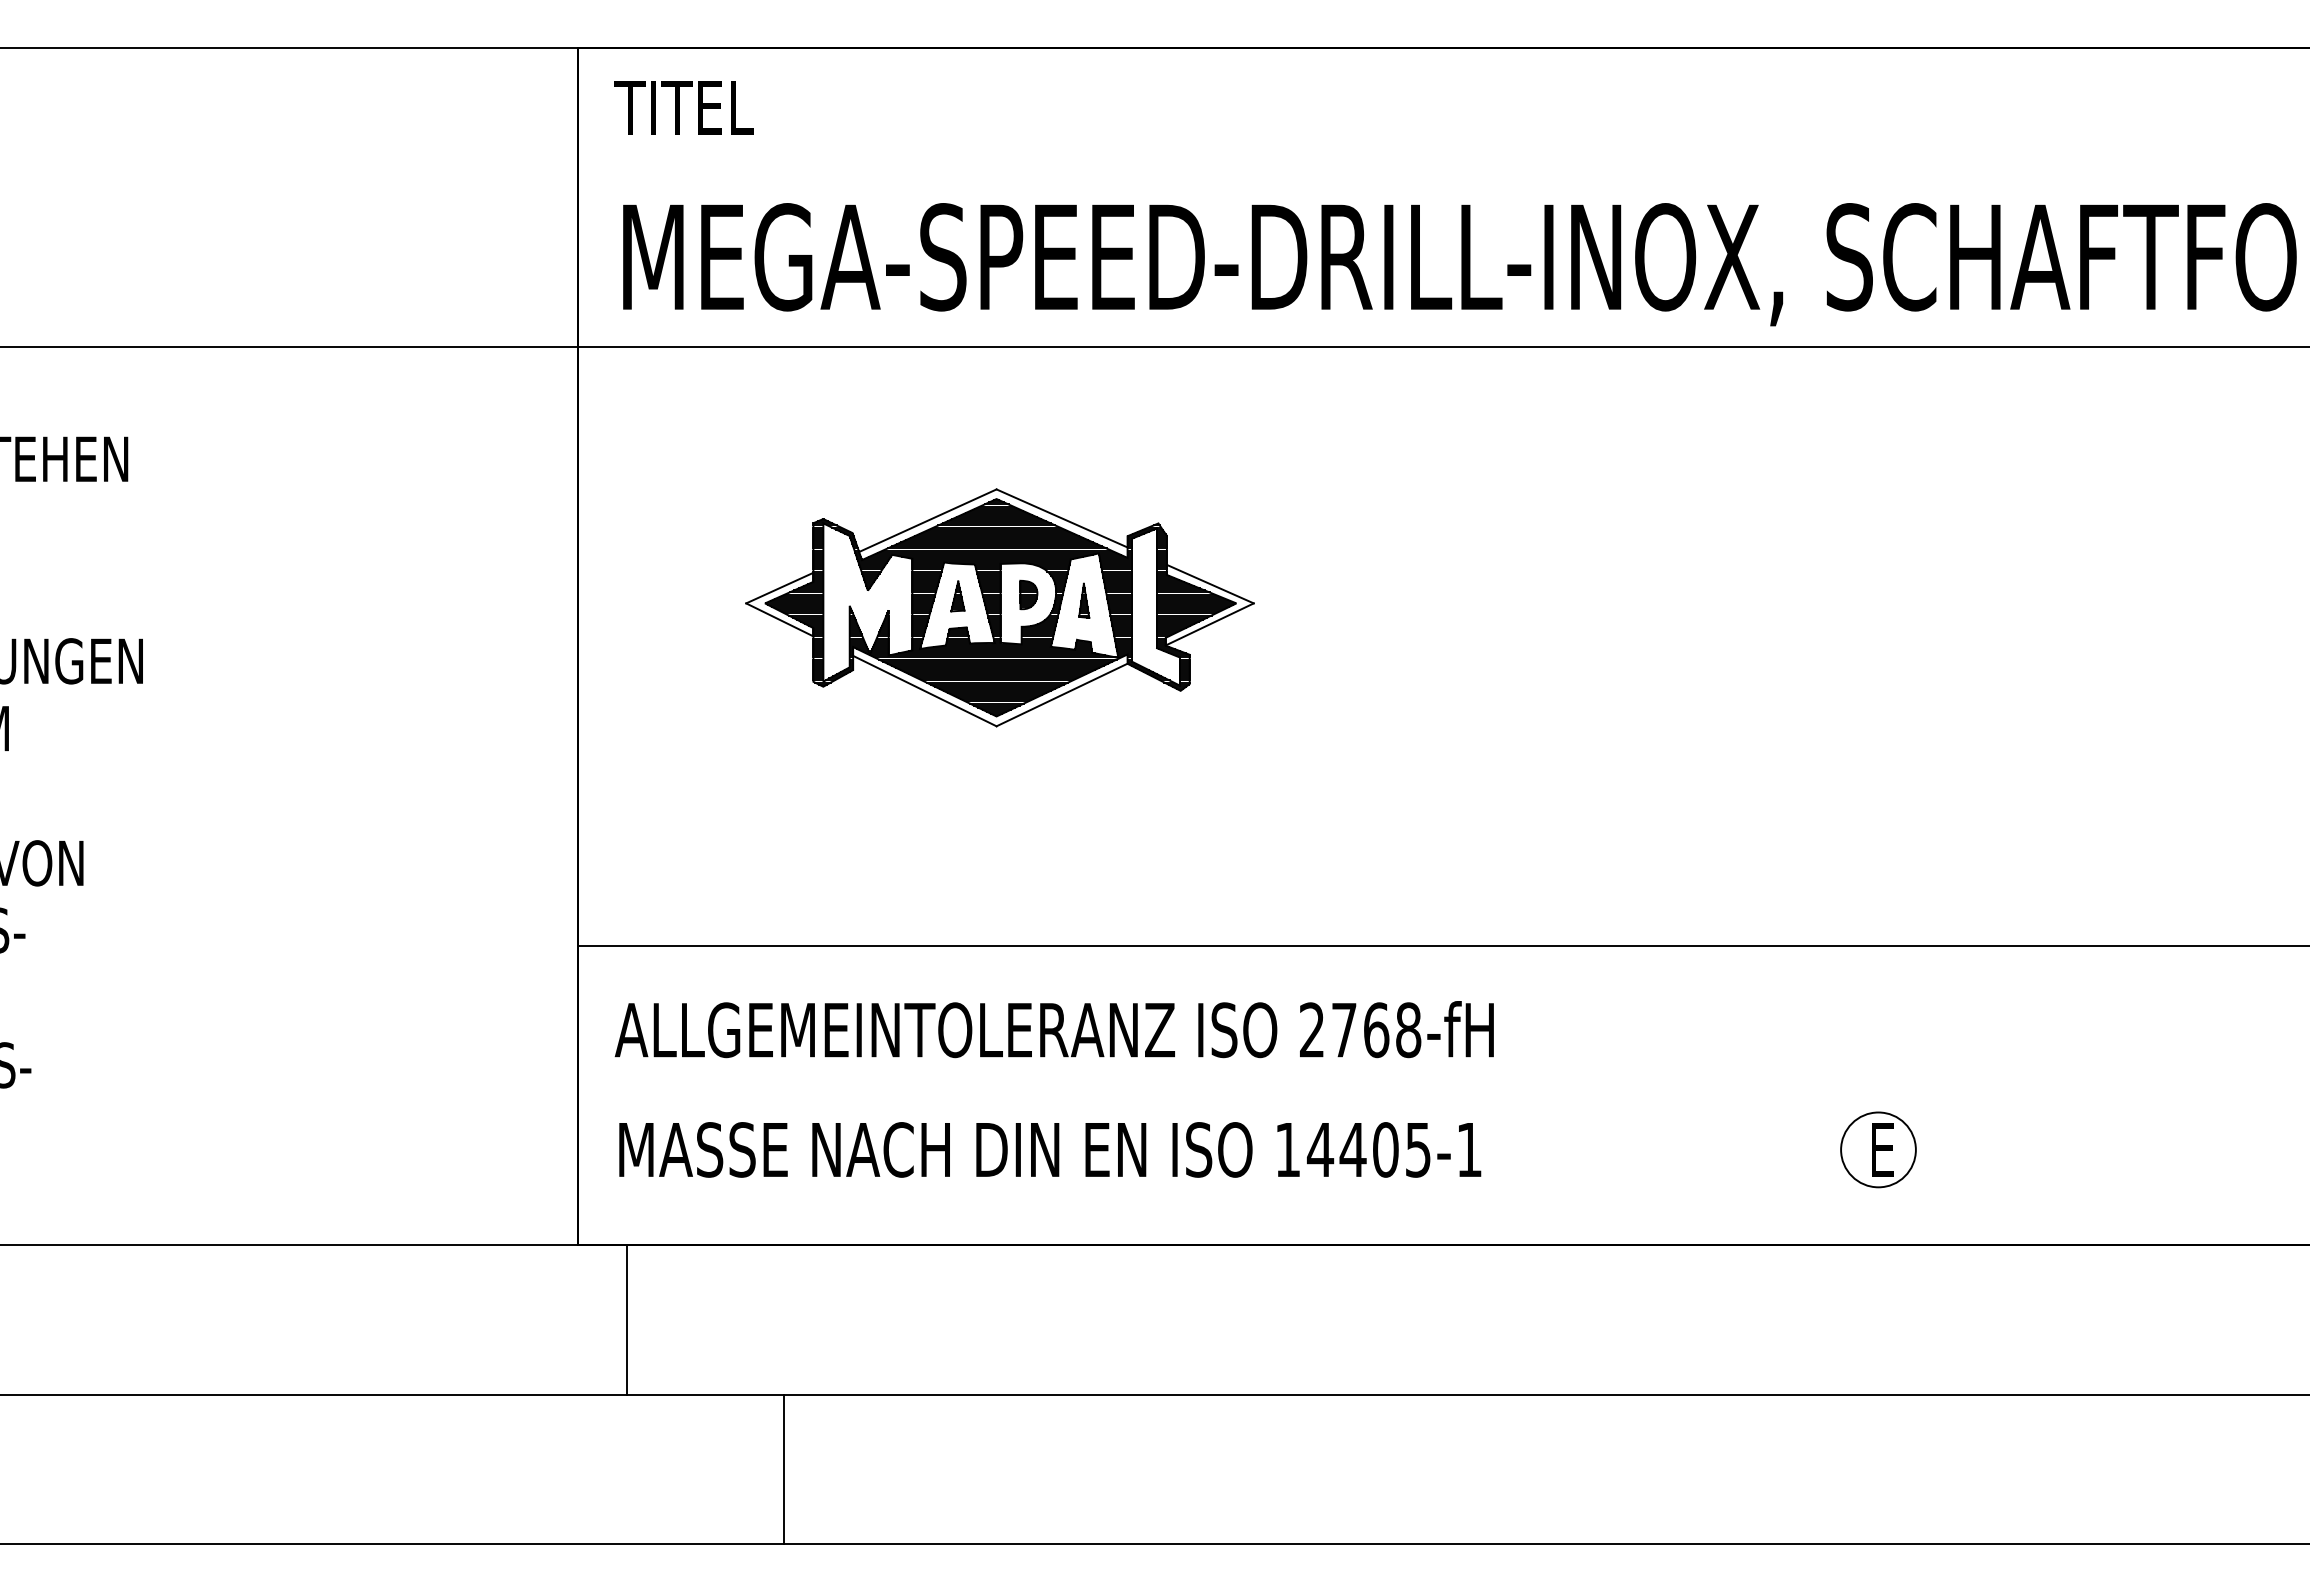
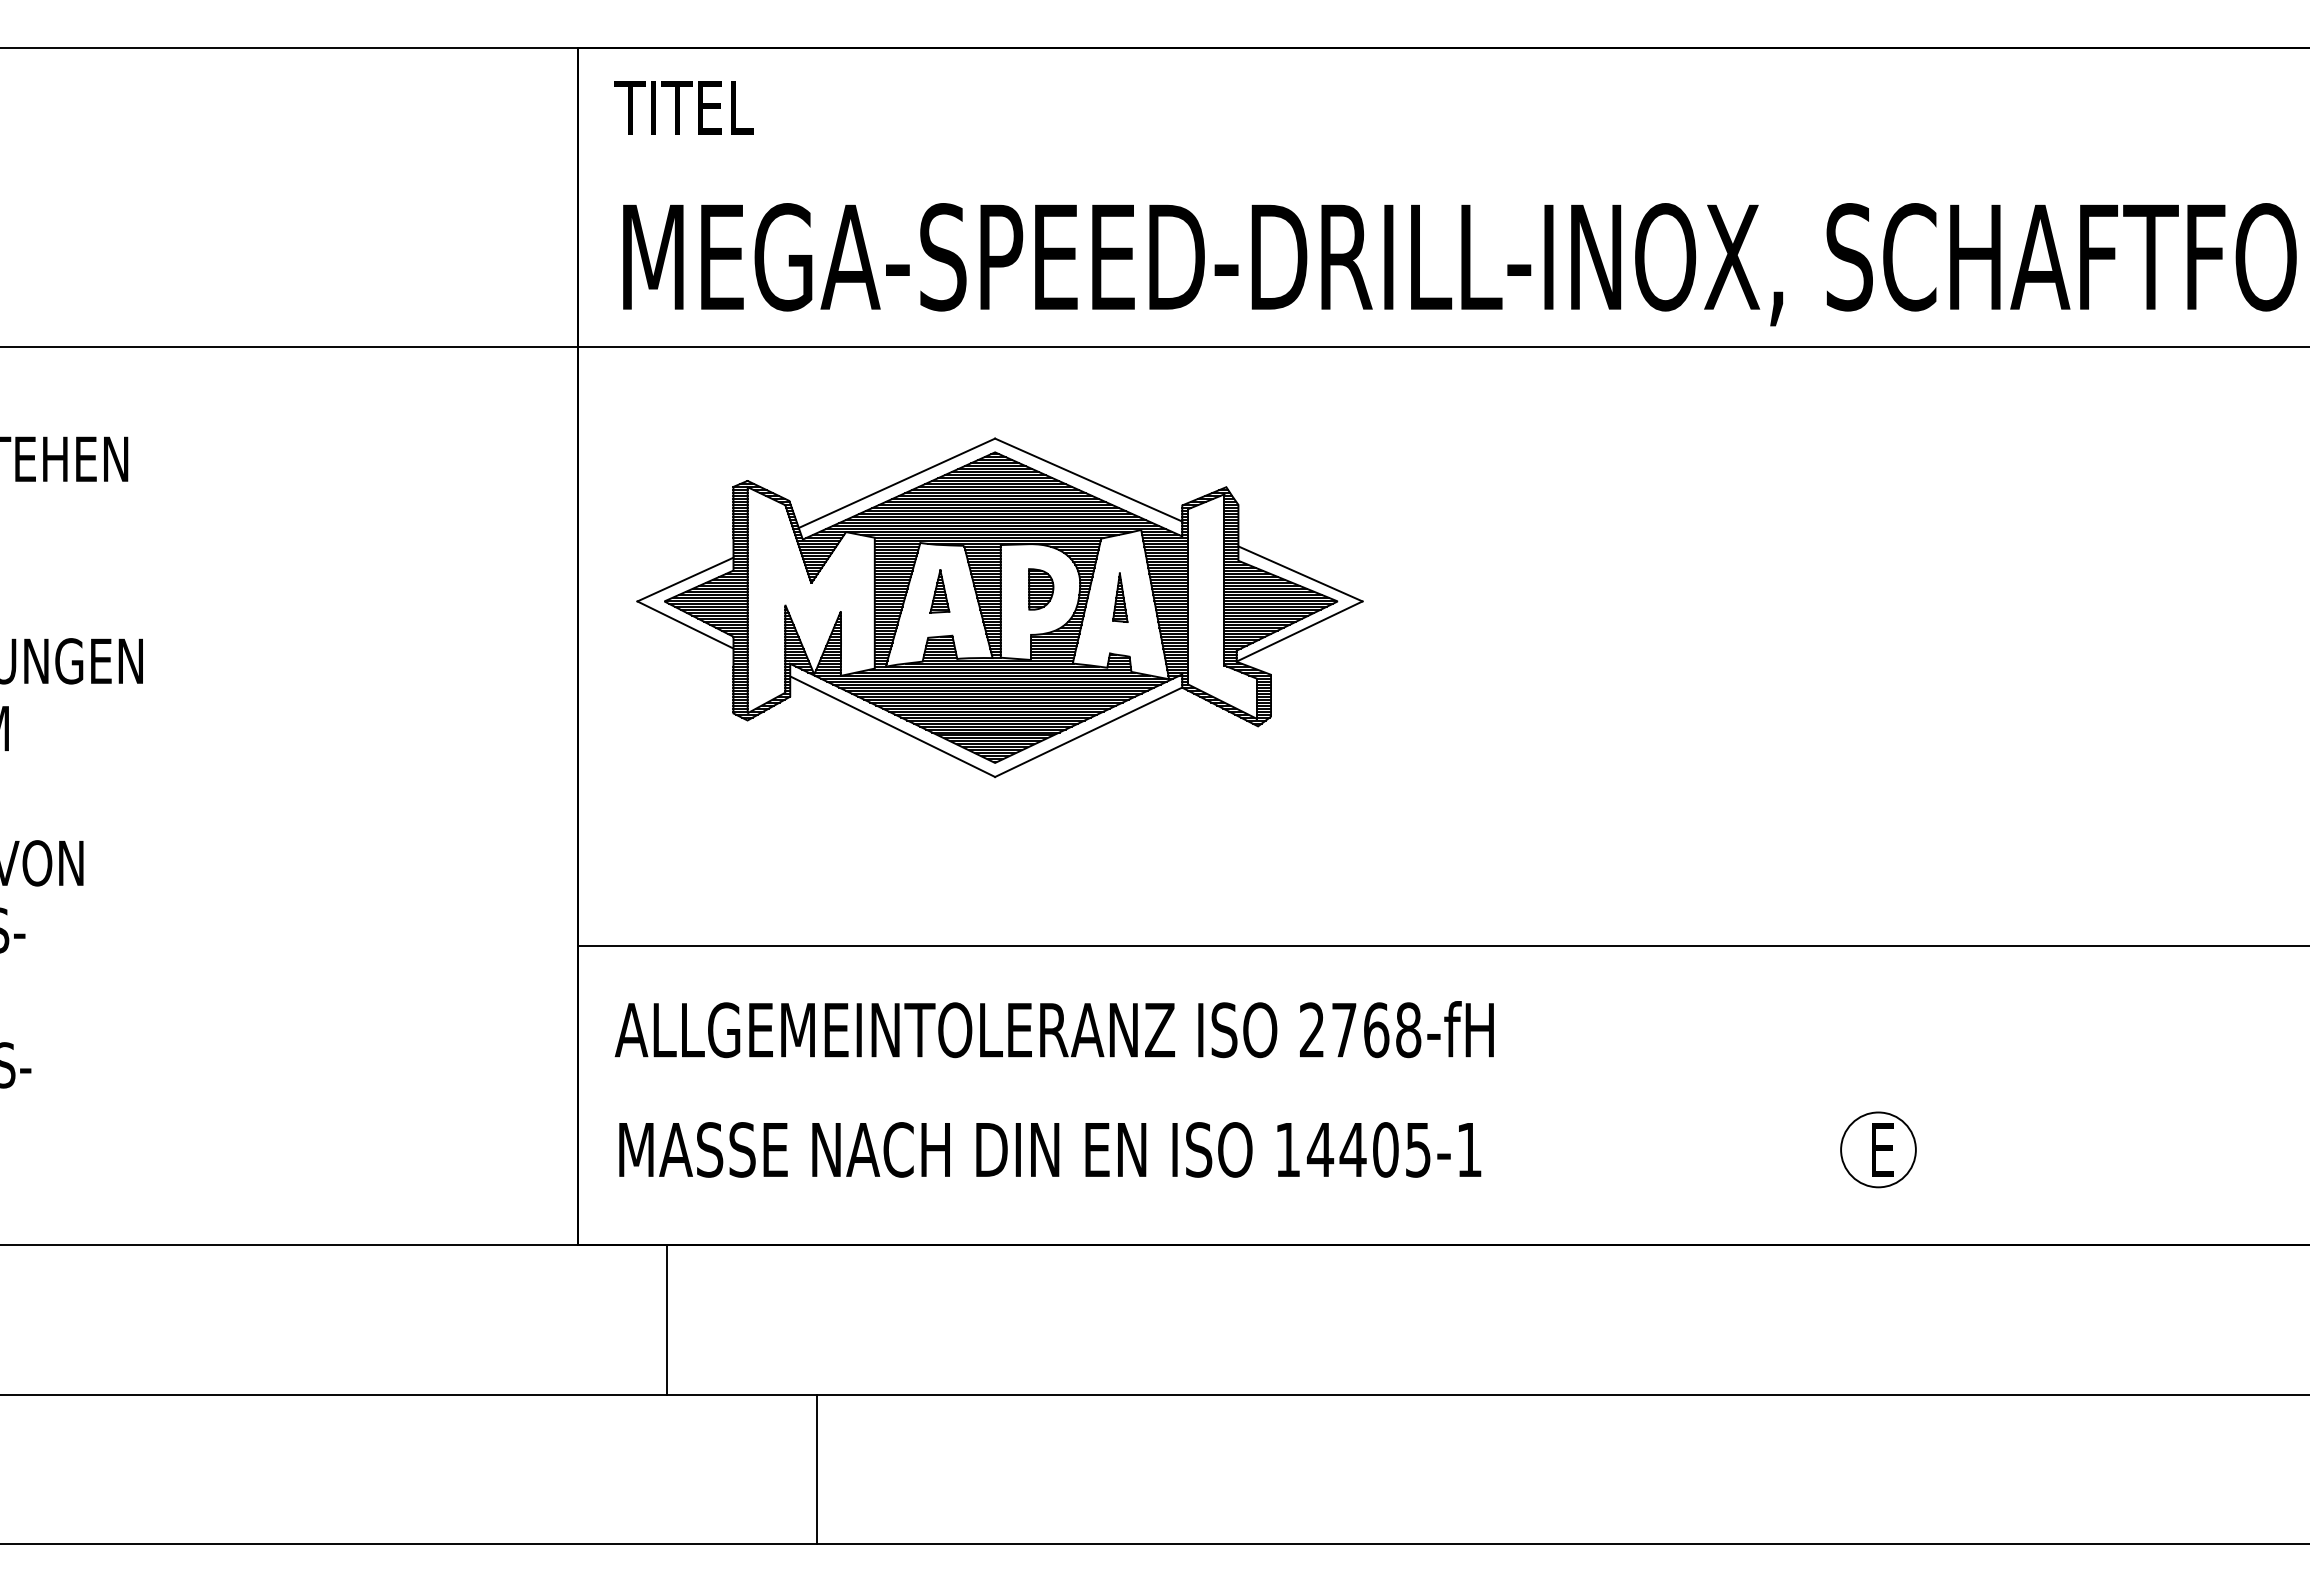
part size: 510x240 px -> 728x342 px (999, 607)
line position: (627, 1319) -> (667, 1319) (667, 1319)
line position: (784, 1469) -> (817, 1469) (817, 1469)
